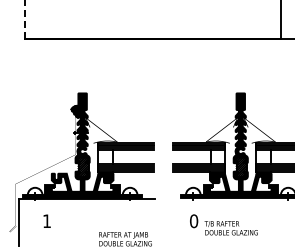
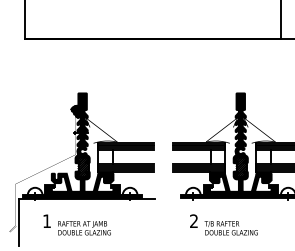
line: dashed -> solid (24, 19)
text: 0 -> 2 (194, 221)
text position: (125, 239) -> (84, 228) (84, 228)
